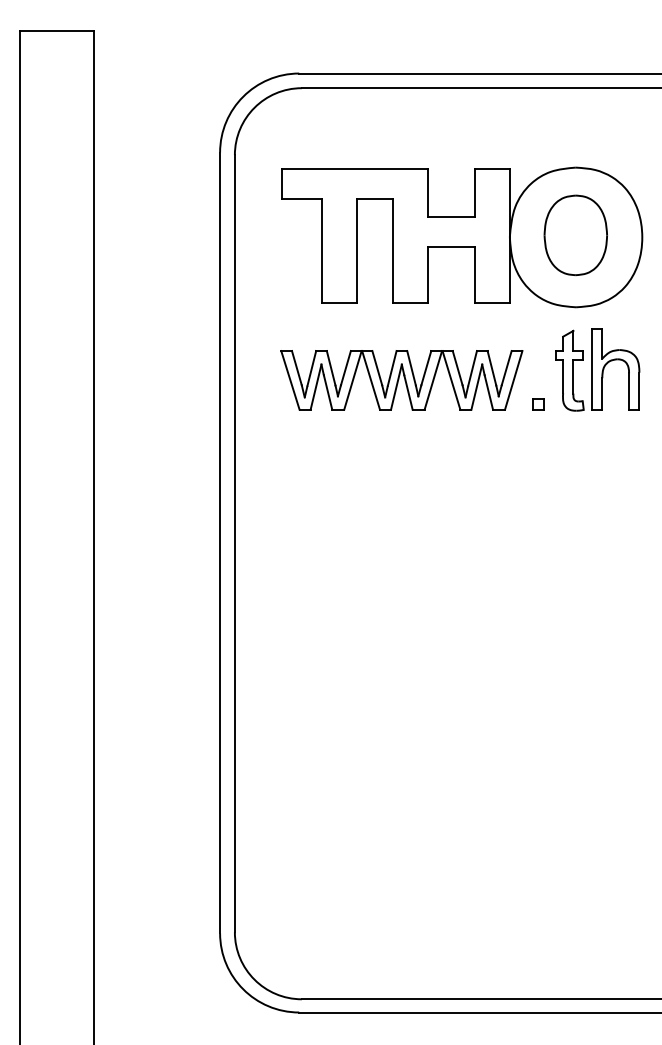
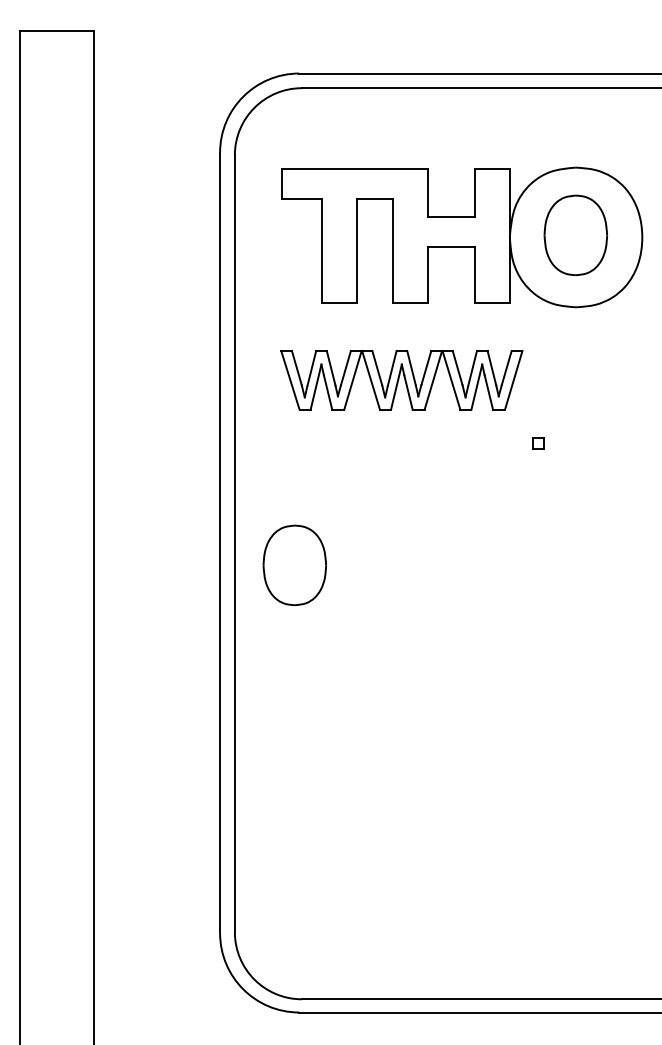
part: present -> none (597, 369)
part position: (538, 404) -> (538, 443) (538, 443)
part: none -> present (294, 565)
